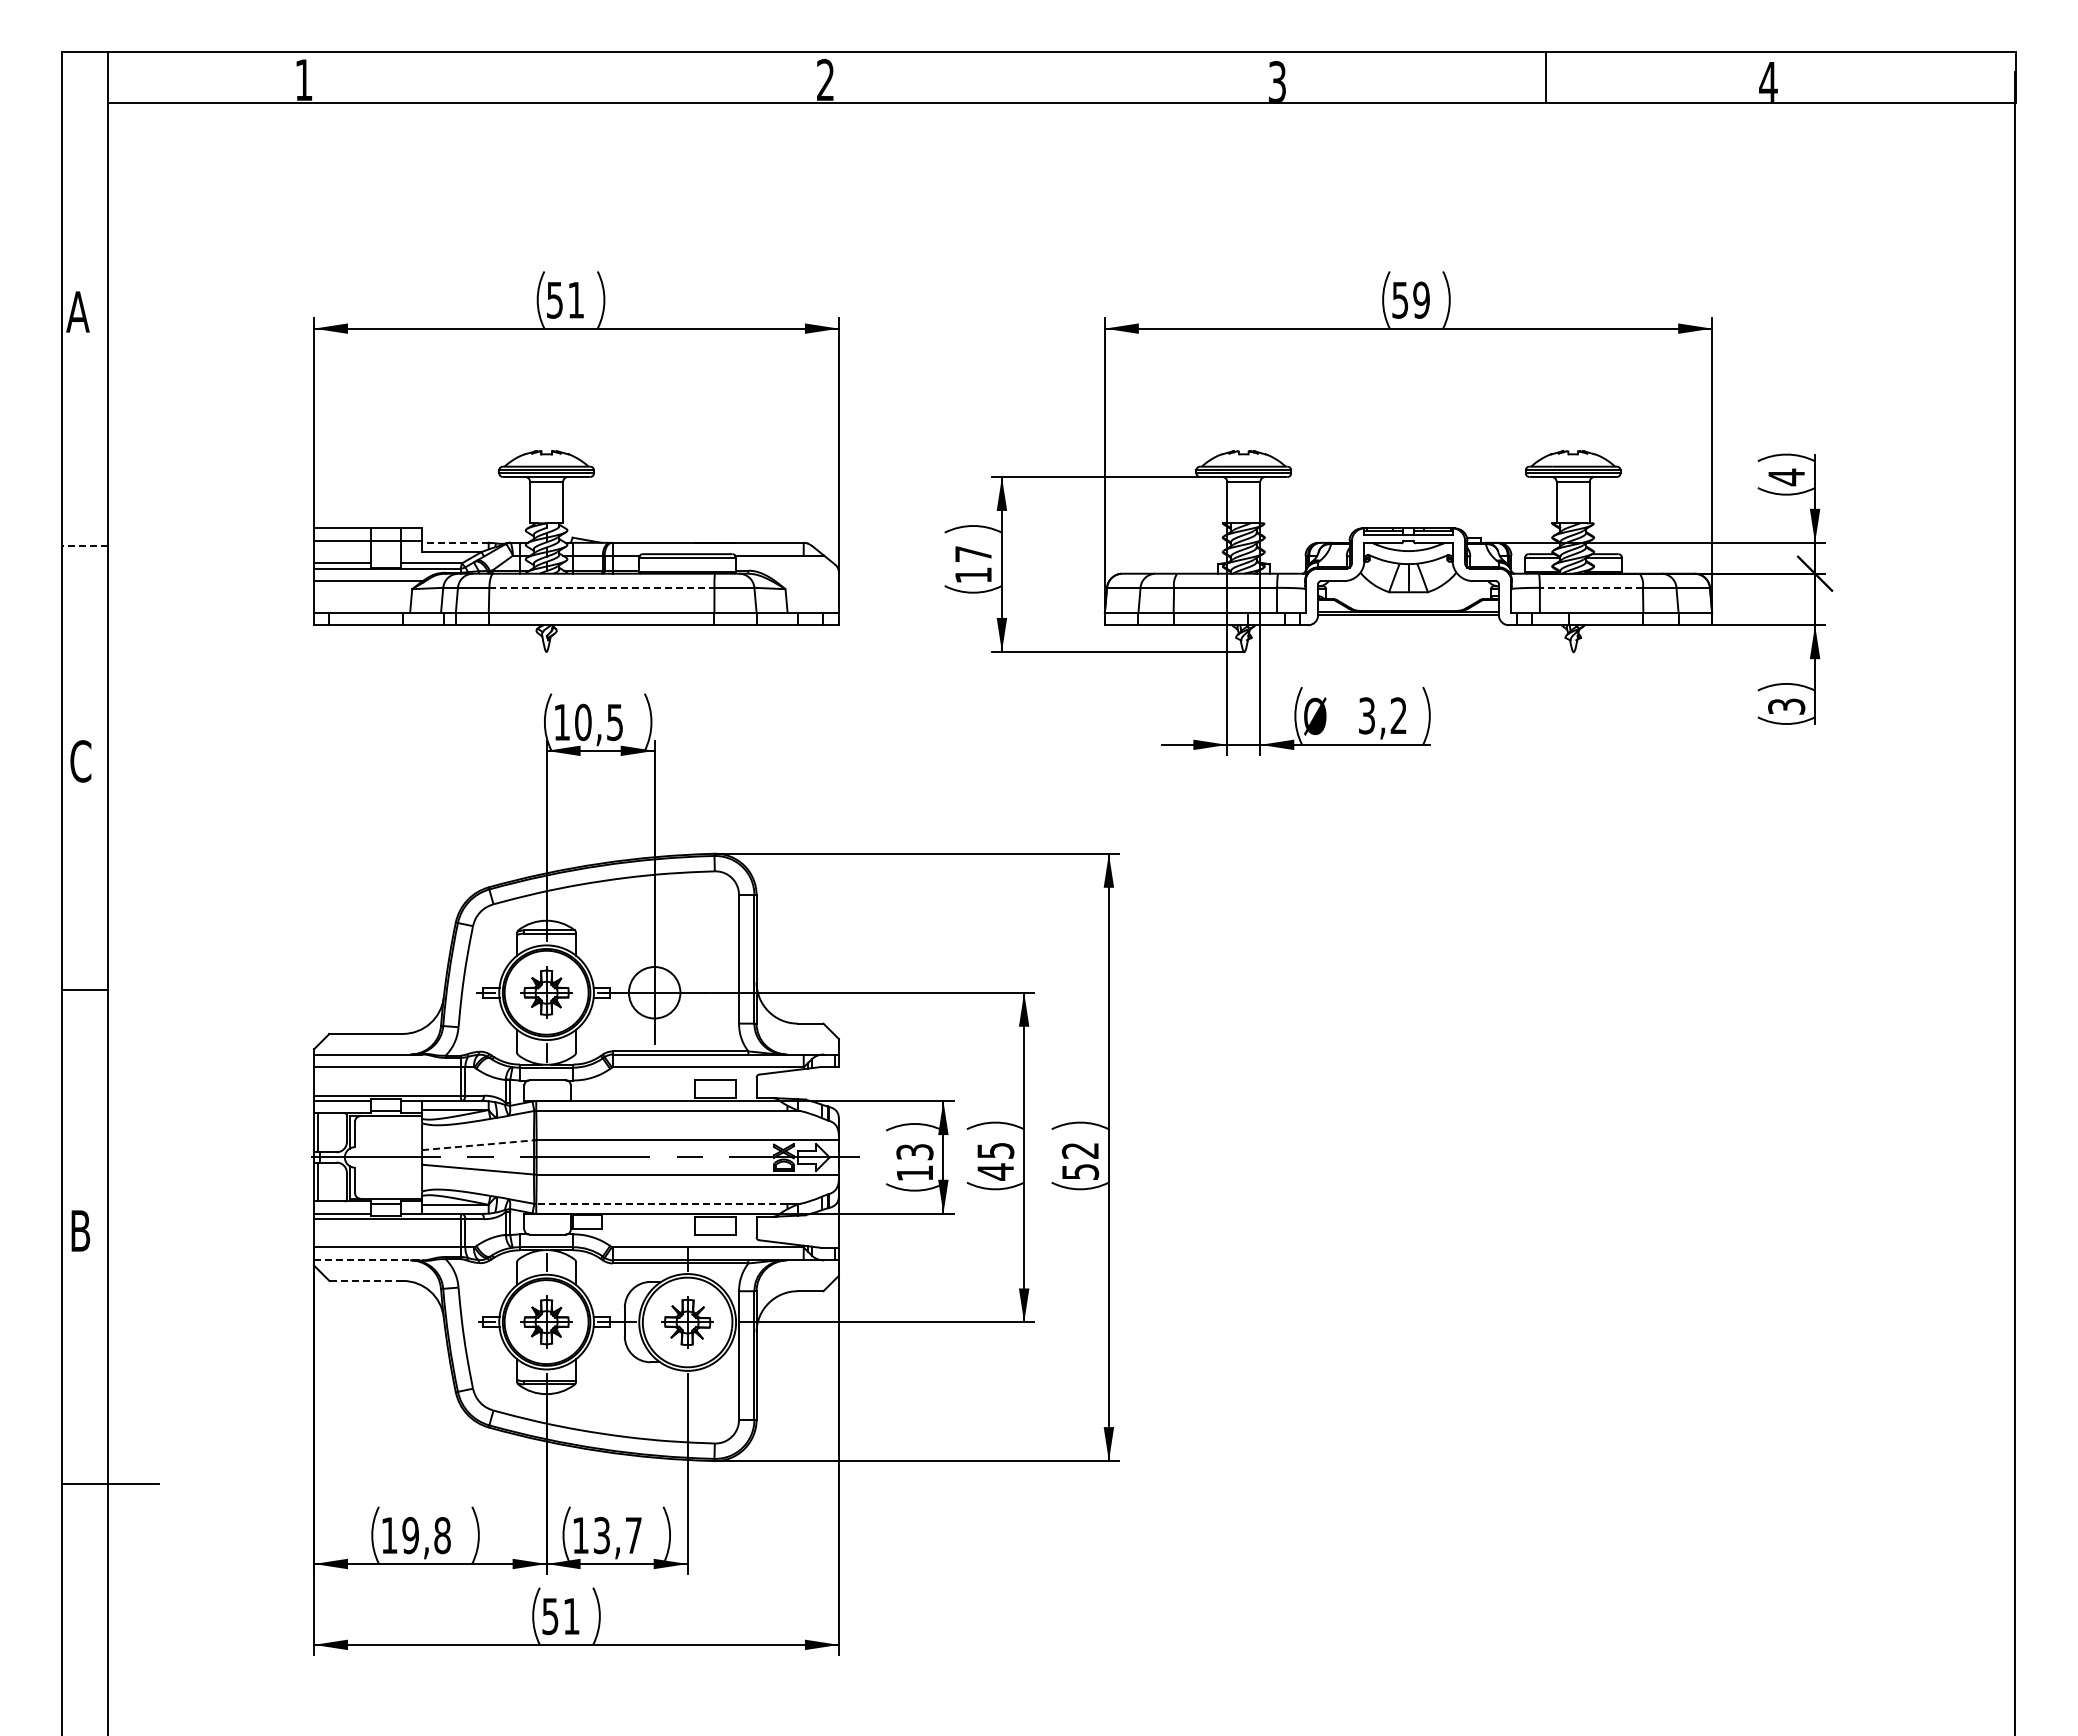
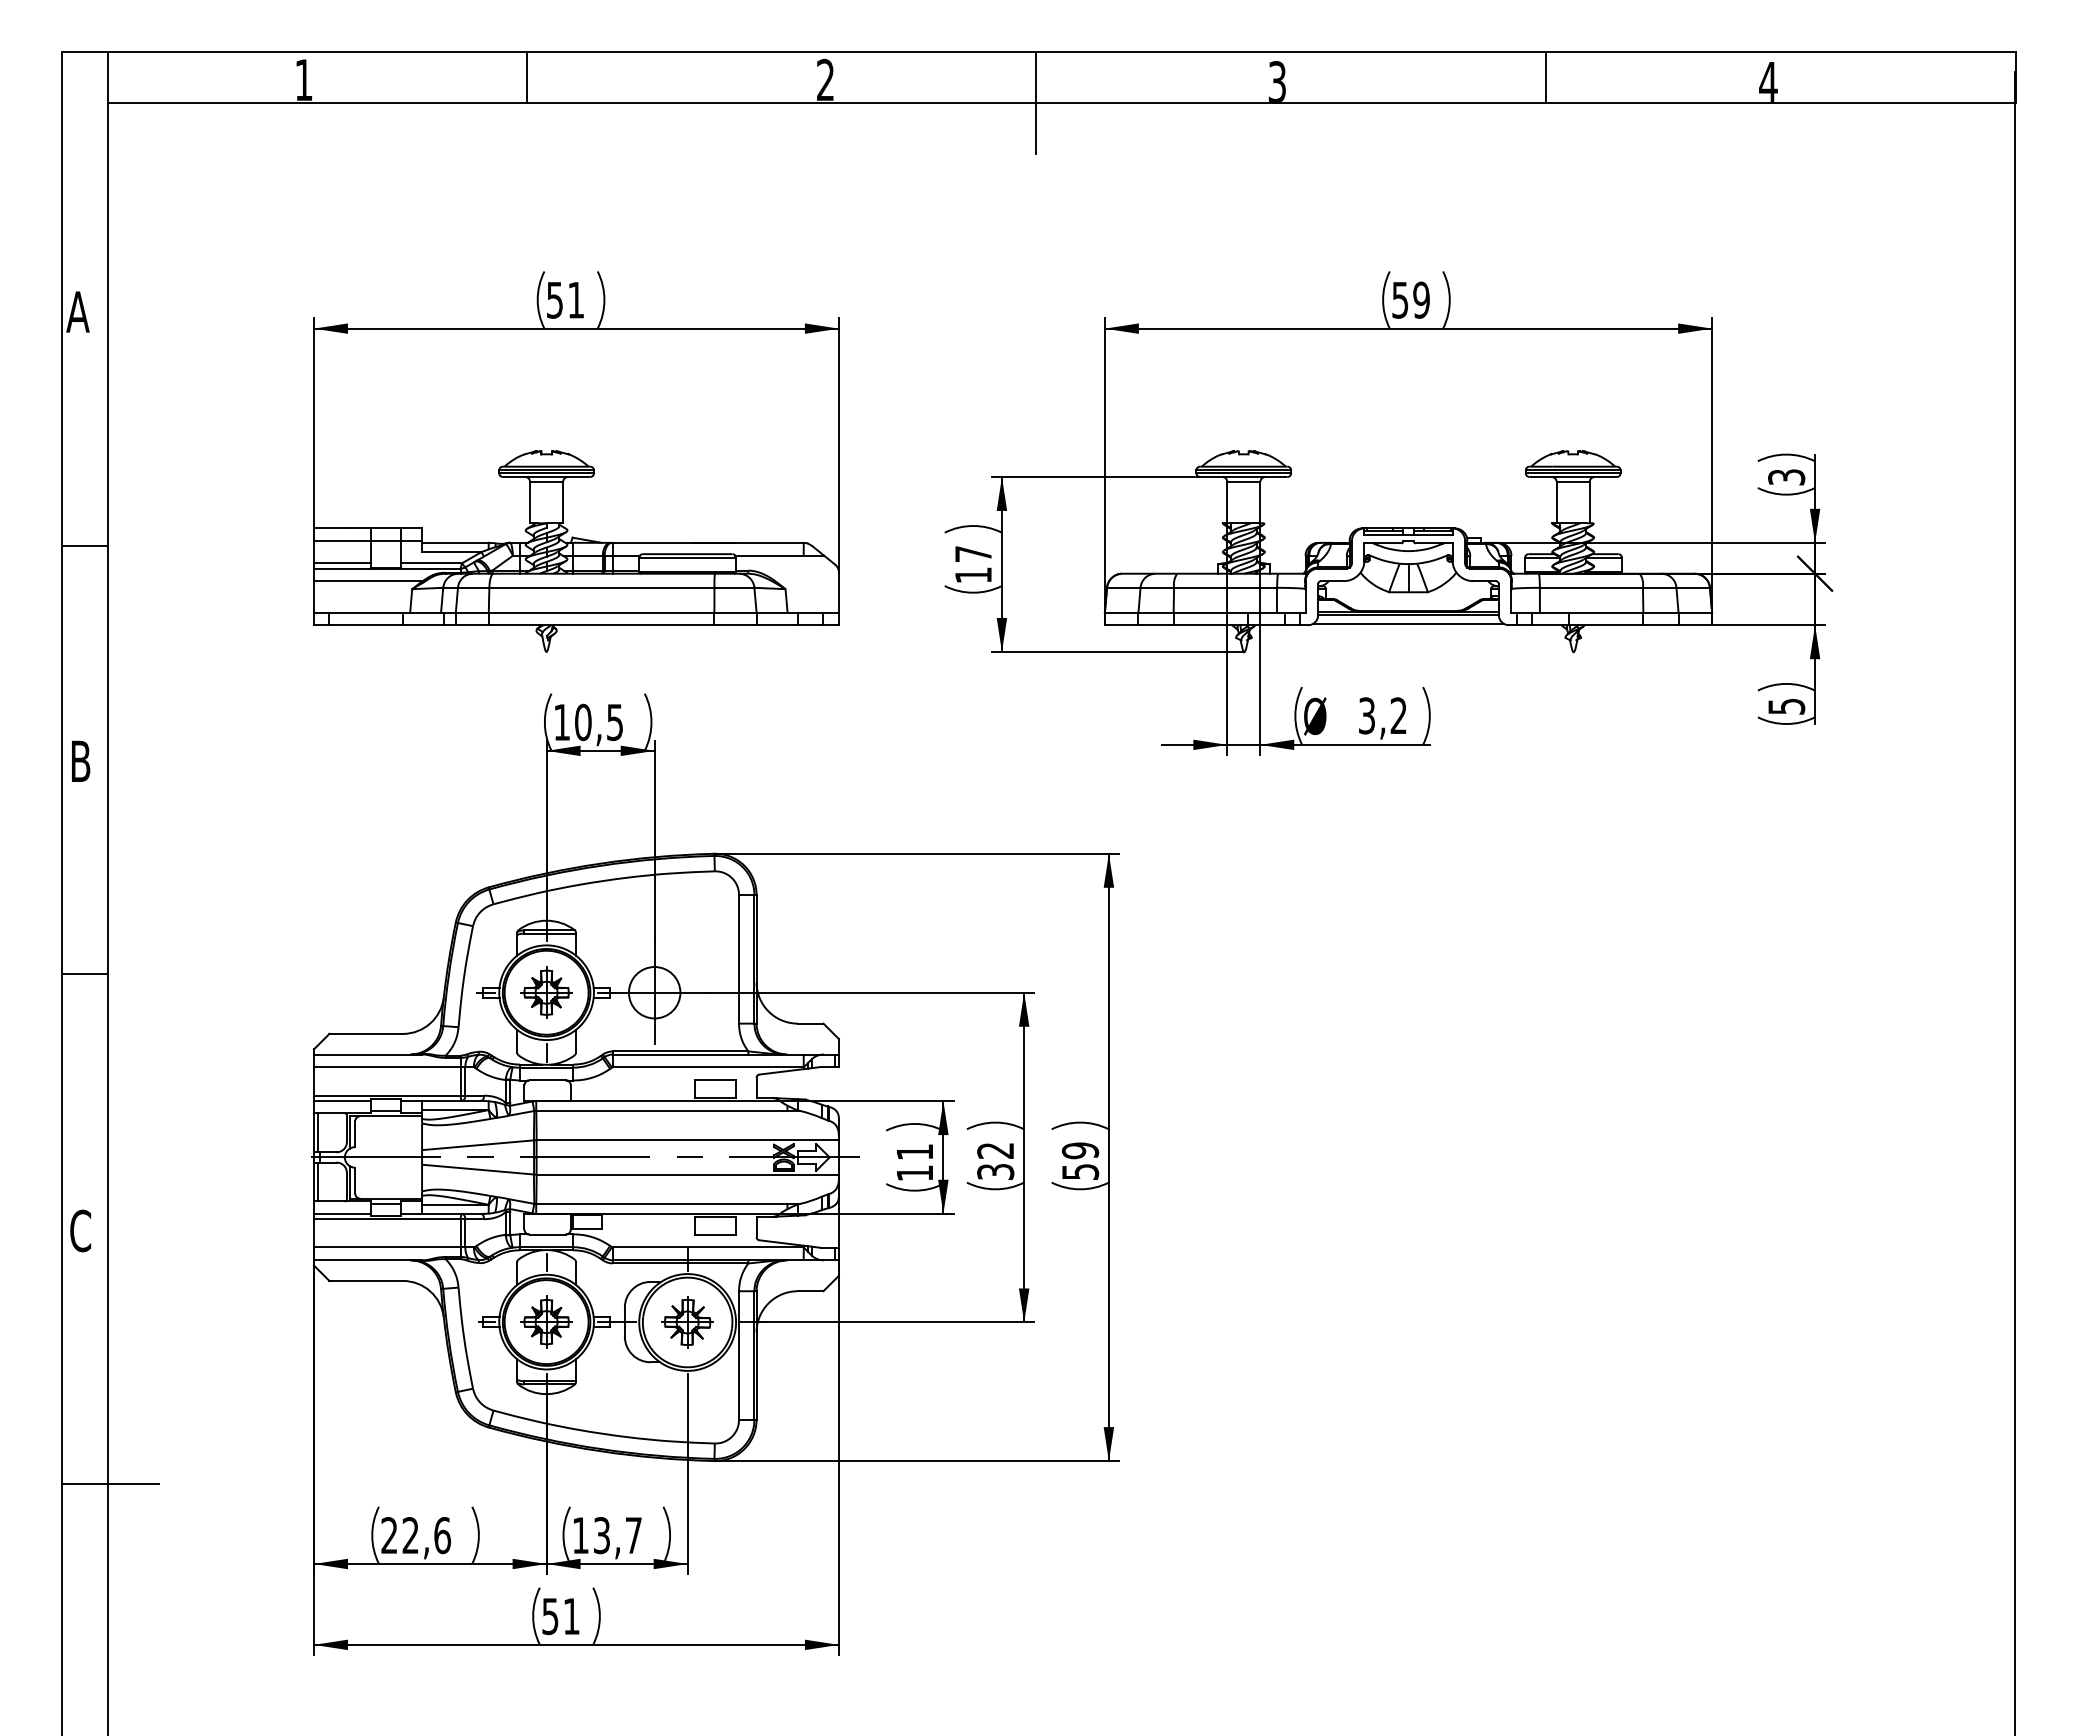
line: none -> present (526, 76)
line: none -> present (1036, 102)
text: 4 -> 3 (1786, 477)
line: dashed -> solid (454, 542)
line: dashed -> solid (85, 546)
line: dashed -> solid (601, 587)
line: dashed -> solid (1591, 587)
line: none -> present (1408, 624)
text: 3 -> 5 (1786, 706)
text: C -> B (80, 761)
line position: (85, 990) -> (85, 974) (85, 974)
line: dashed -> solid (478, 1145)
text: 52 -> 59 (1080, 1150)
text: 13 -> 11 (914, 1152)
text: 45 -> 32 (995, 1161)
line: dashed -> solid (661, 1204)
text: B -> C (80, 1230)
line: dashed -> solid (368, 1260)
line: dashed -> solid (366, 1280)
text: 19,8 -> 22,6 (416, 1535)
